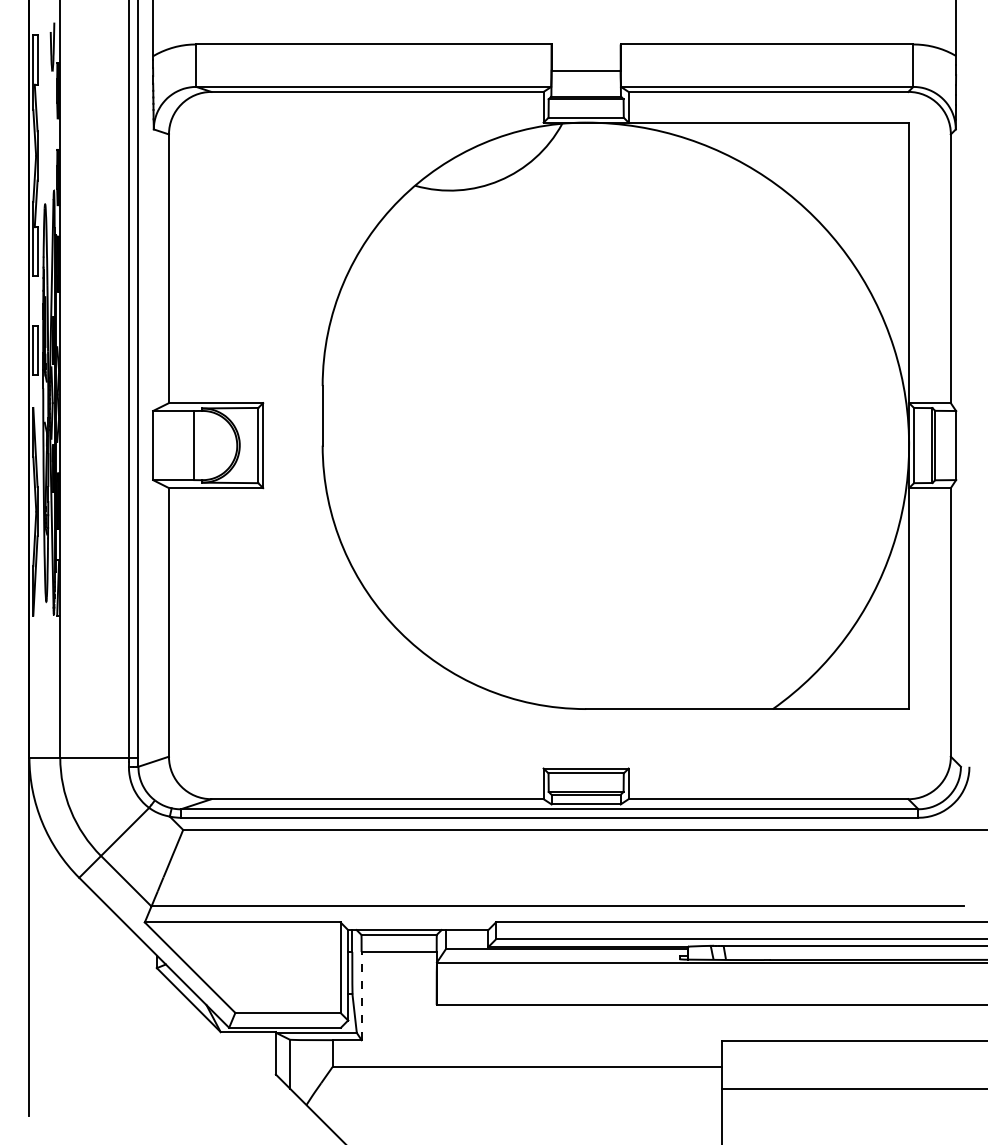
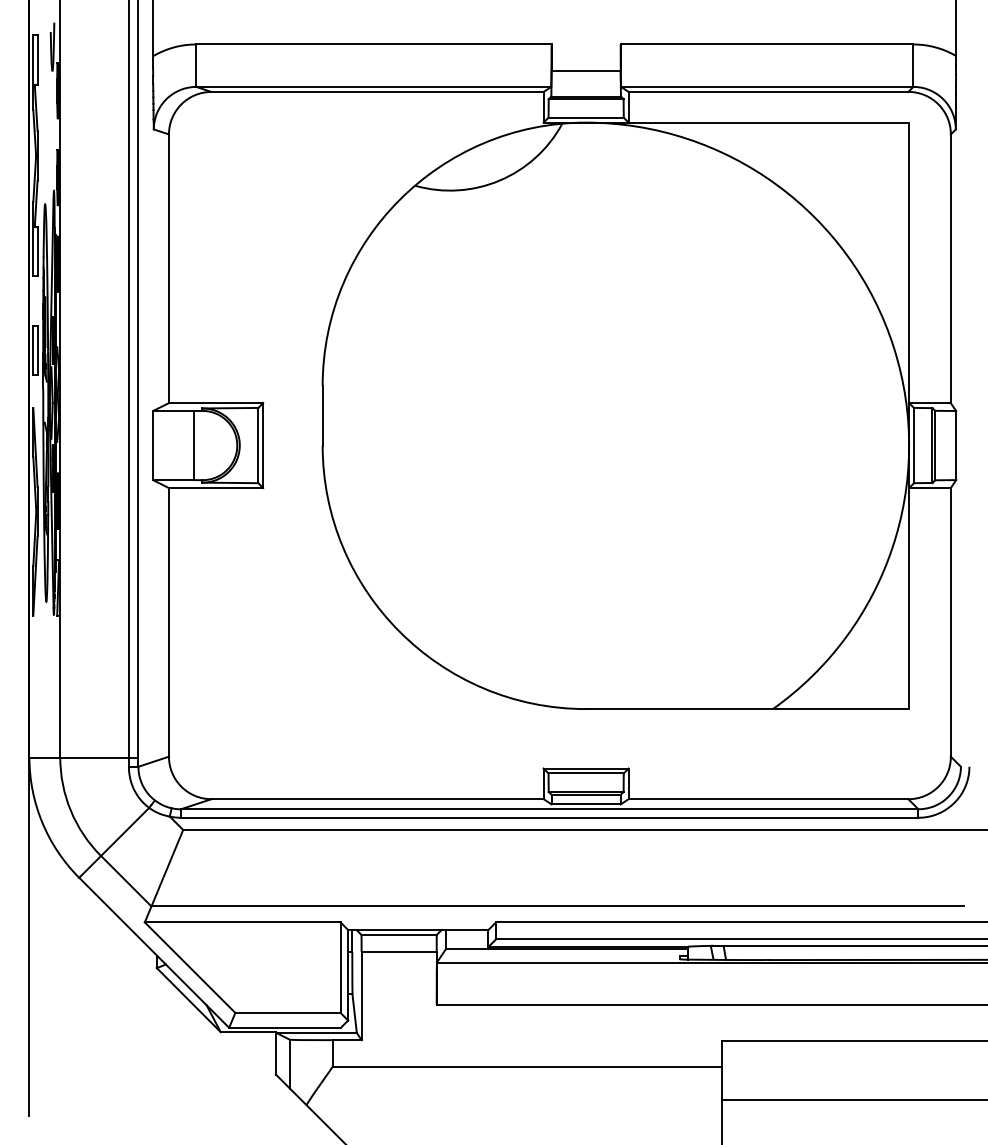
line: dashed -> solid (361, 995)
line position: (853, 1089) -> (853, 1100) (853, 1100)
